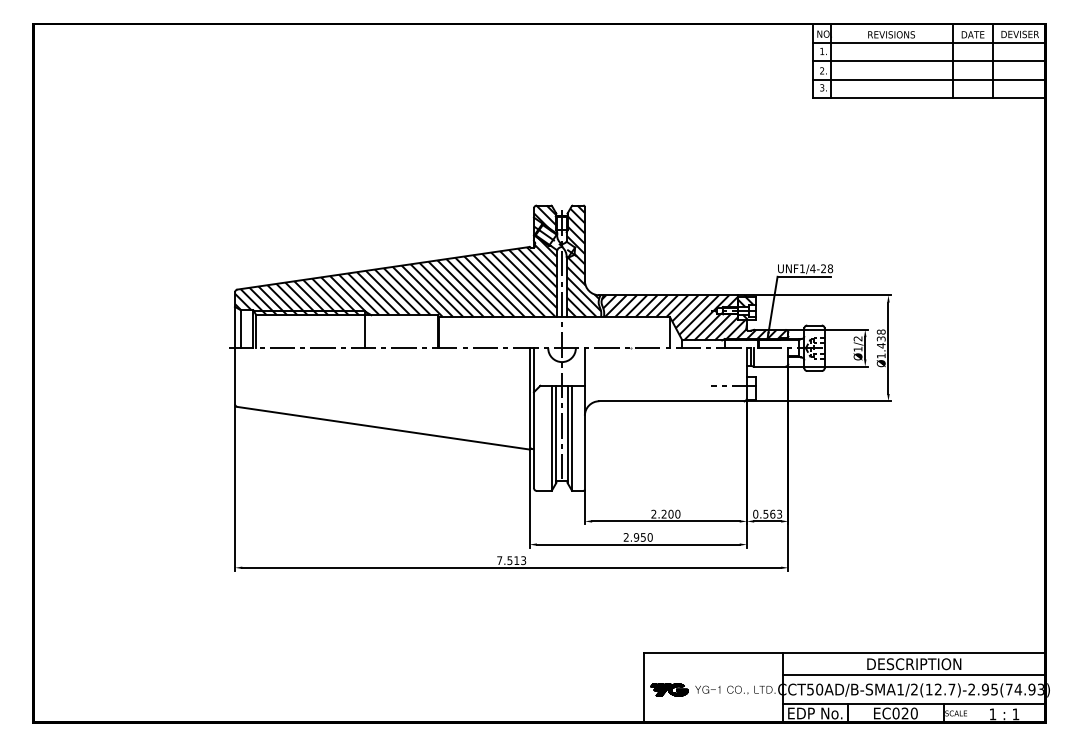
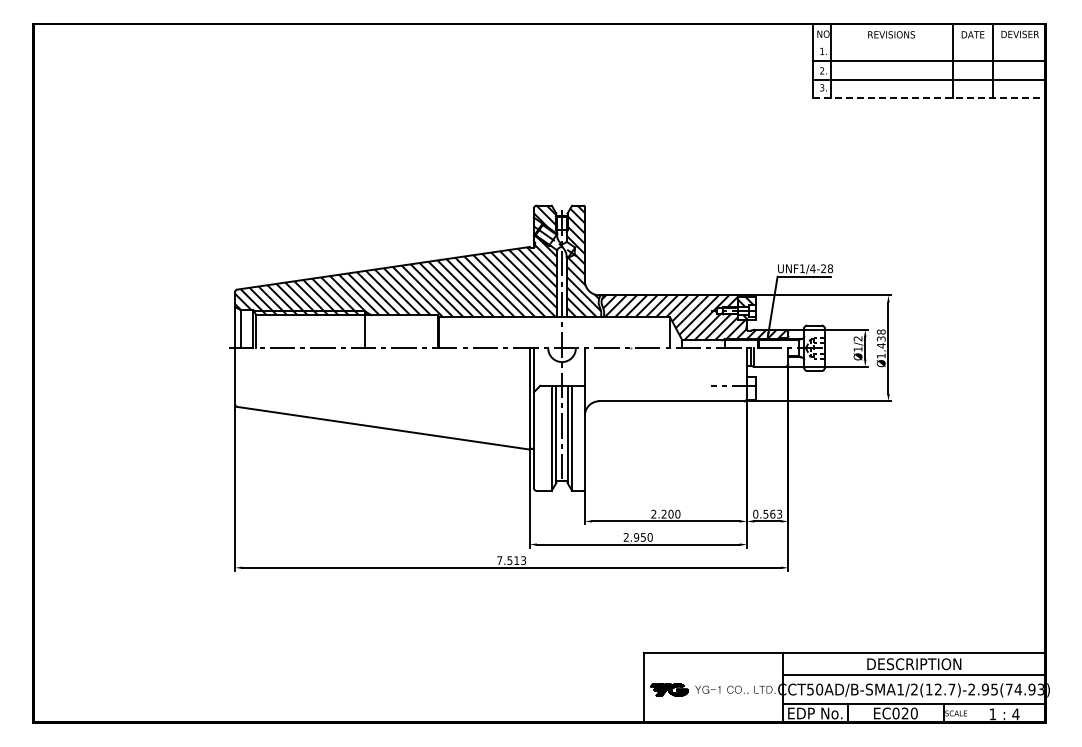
line: present -> none (929, 42)
line: solid -> dashed (929, 97)
text: 1 -> 4 (1015, 714)
